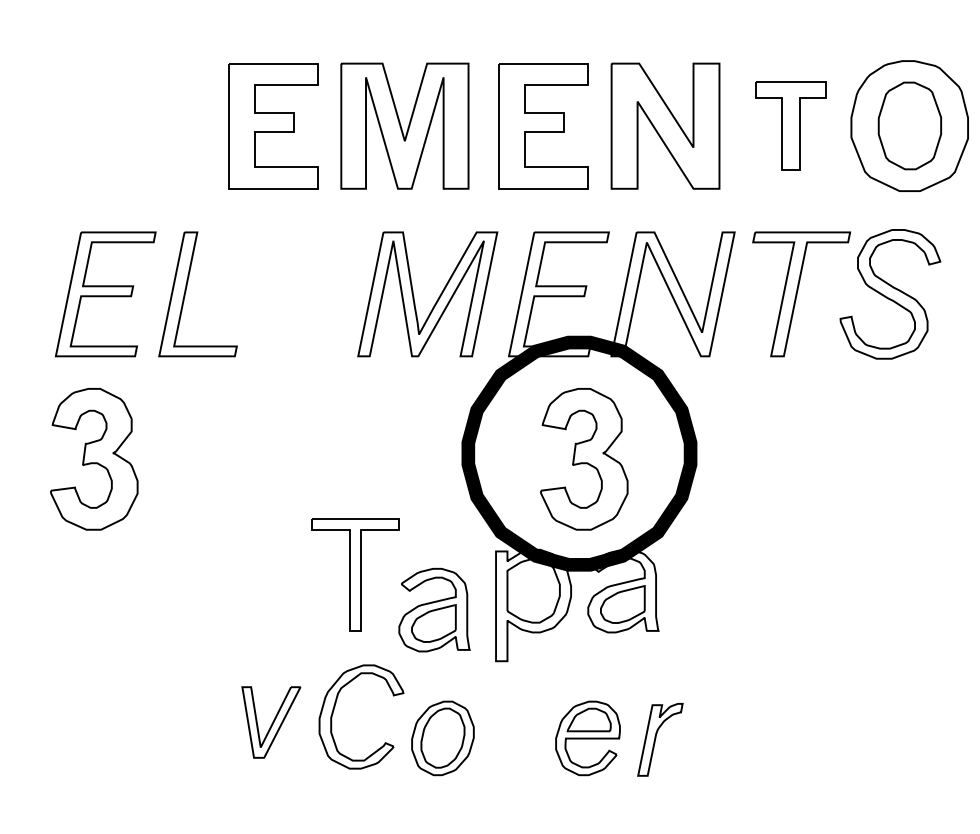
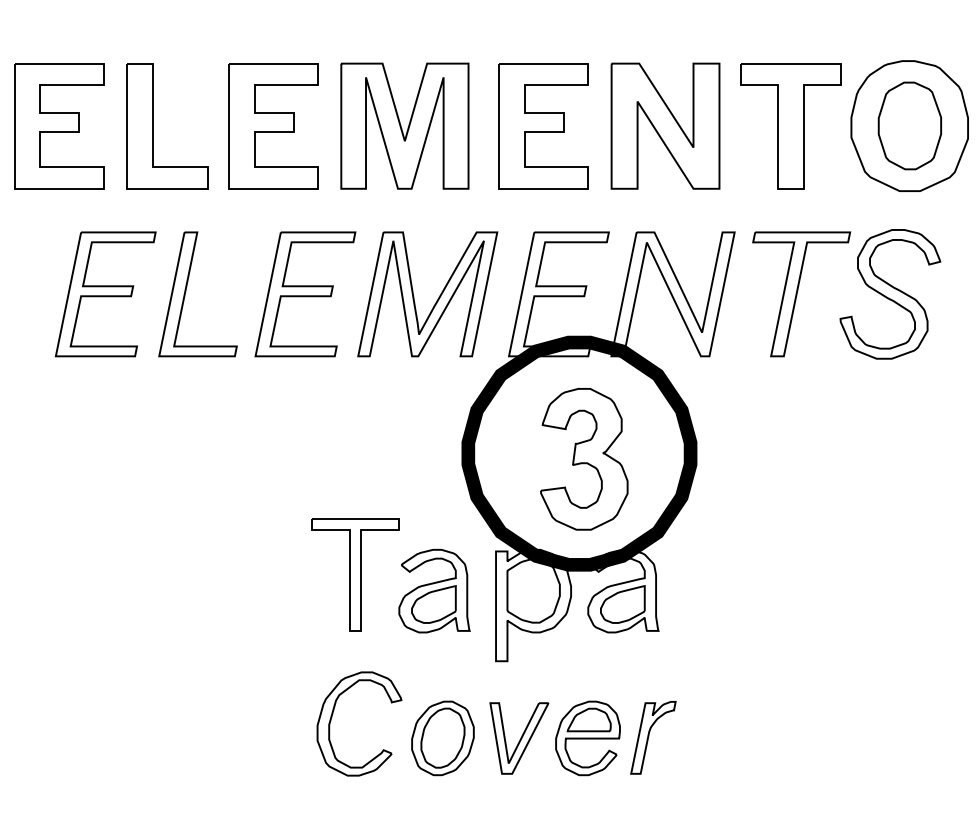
part size: 72x90 px -> 102x127 px (790, 126)
part: none -> present (59, 126)
part: none -> present (153, 126)
part: none -> present (305, 294)
part: present -> none (94, 459)
part position: (434, 609) -> (434, 590) (434, 590)
part position: (335, 707) -> (333, 714) (333, 714)
part position: (271, 722) -> (519, 738) (519, 738)
part position: (660, 739) -> (653, 737) (653, 737)
